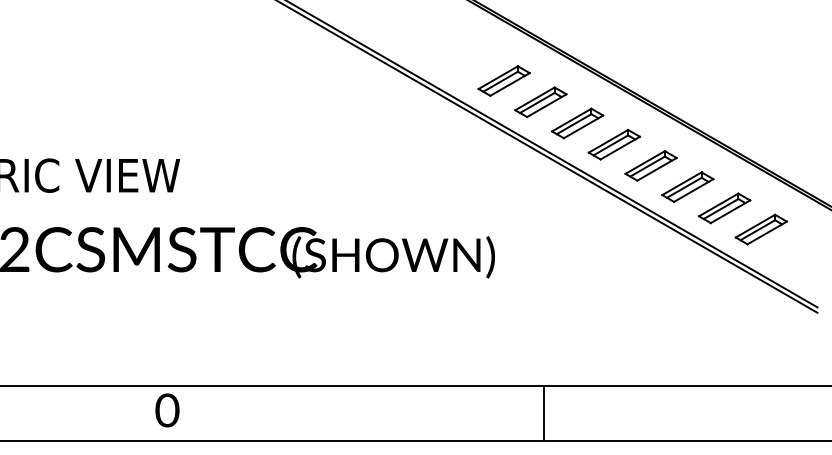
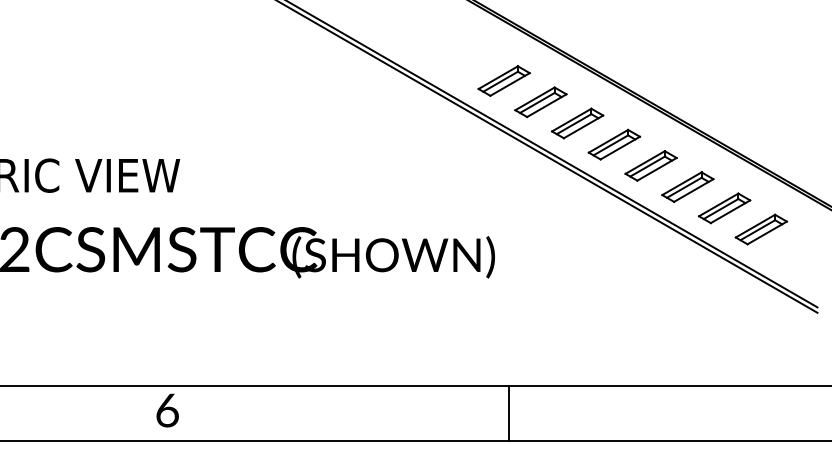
text: 0 -> 6 (167, 410)
line position: (543, 413) -> (508, 413) (508, 413)
